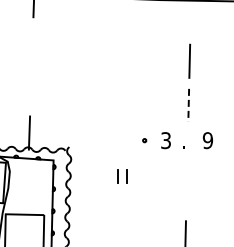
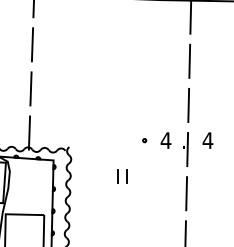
line: none -> present (190, 17)
line: none -> present (32, 44)
line: none -> present (30, 88)
line: dashed -> solid (188, 105)
text: 3 -> 4 (165, 140)
text: 9 -> 4 (207, 140)
line: none -> present (187, 149)
line: none -> present (186, 193)
